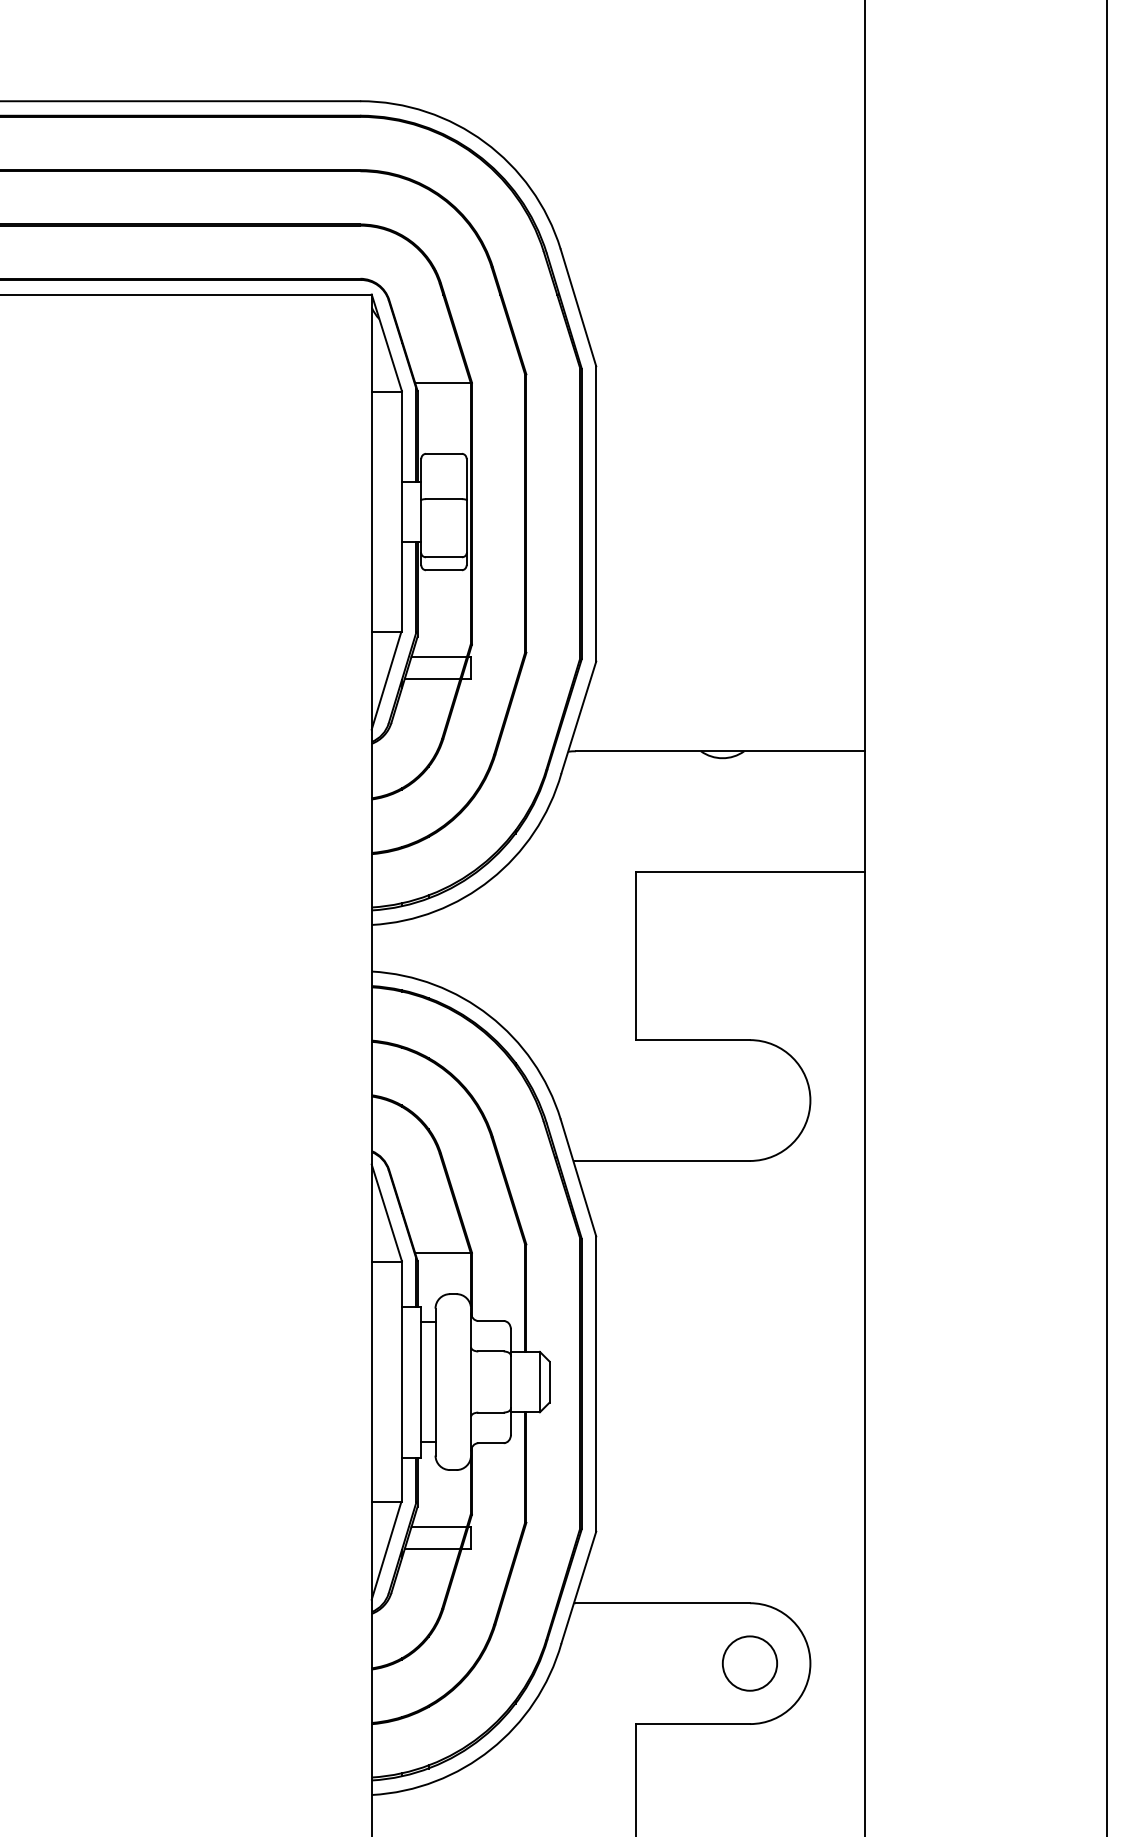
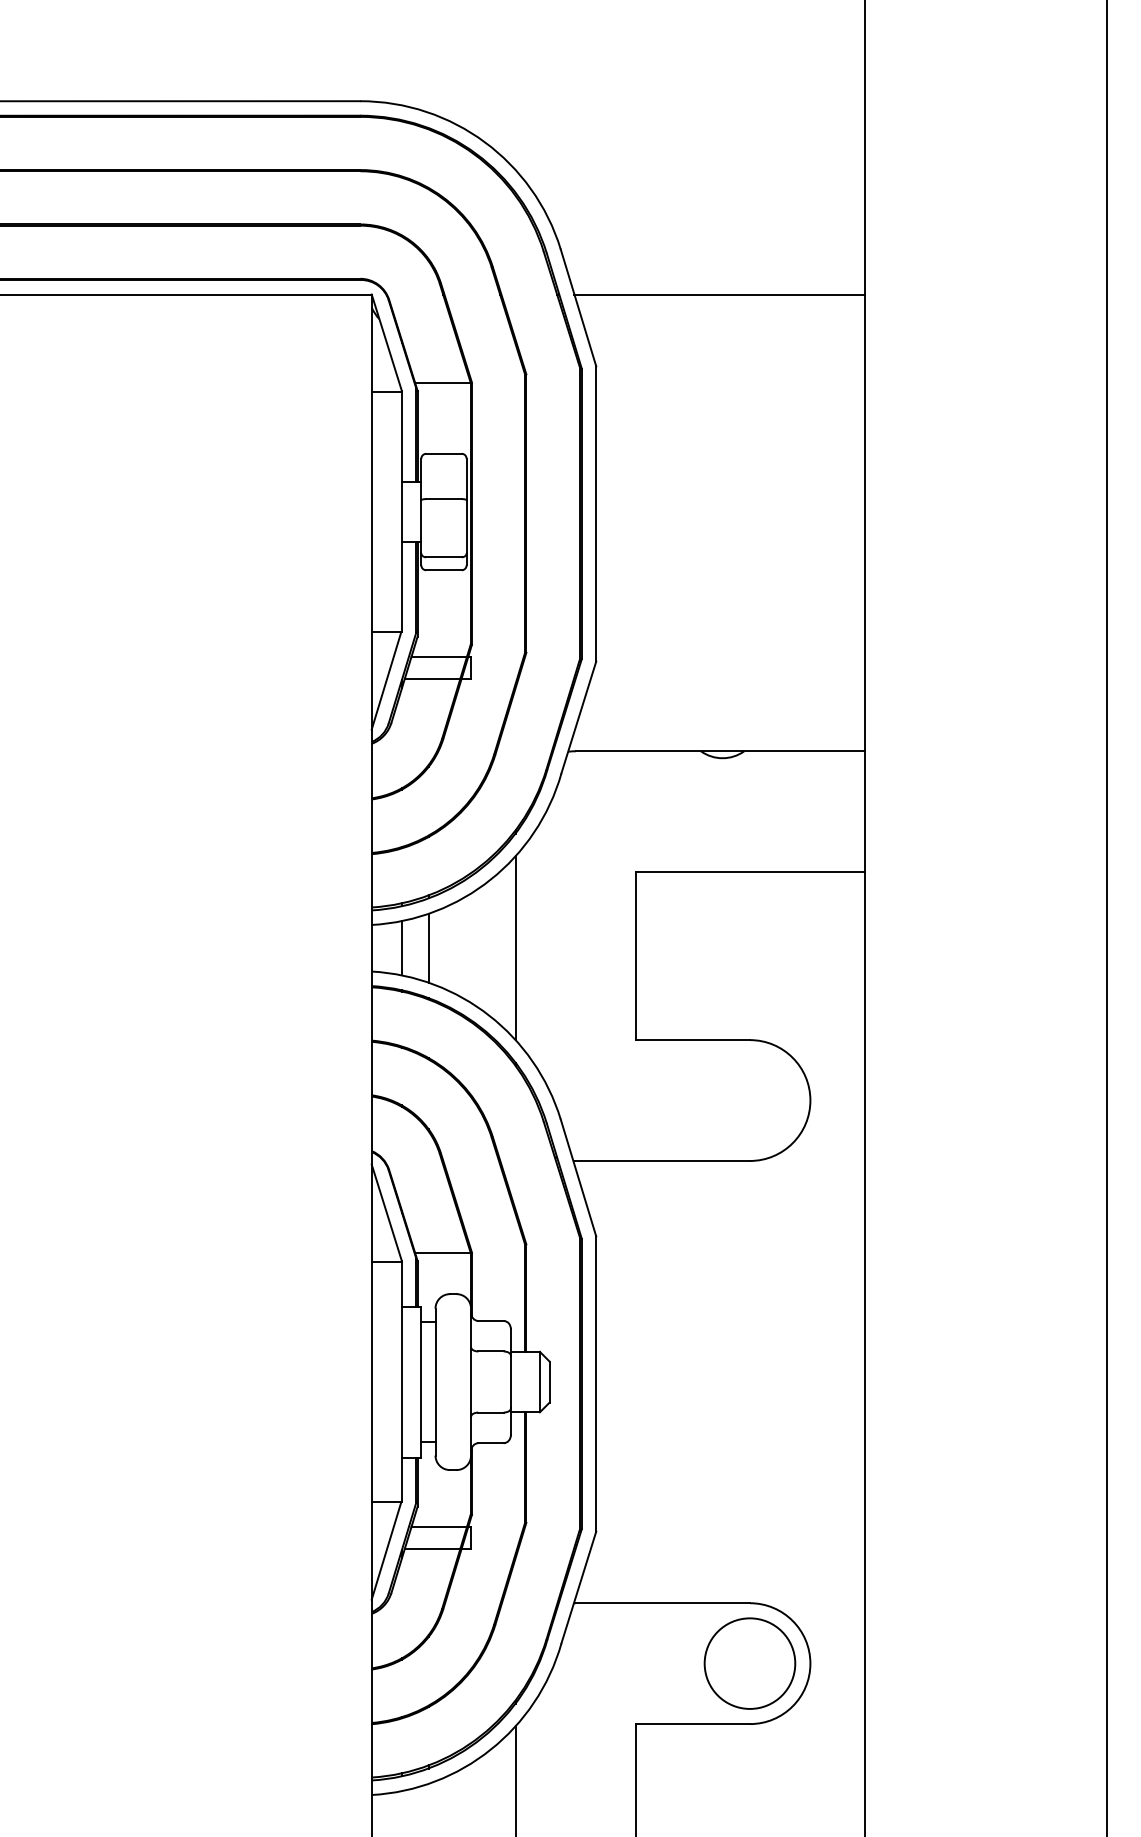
line: none -> present (719, 294)
line: none -> present (428, 947)
line: none -> present (401, 948)
line: none -> present (515, 948)
circle size: 57x57 px -> 94x93 px (749, 1663)
line: none -> present (515, 1779)
